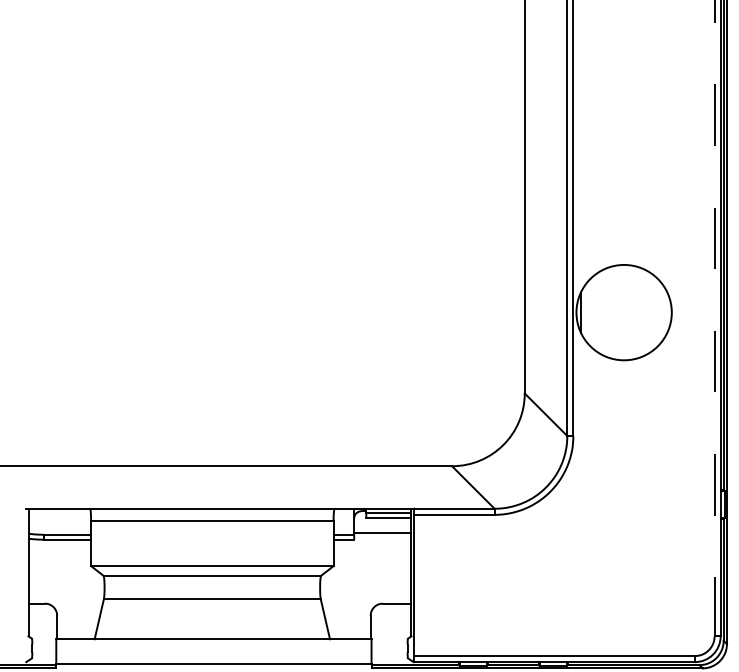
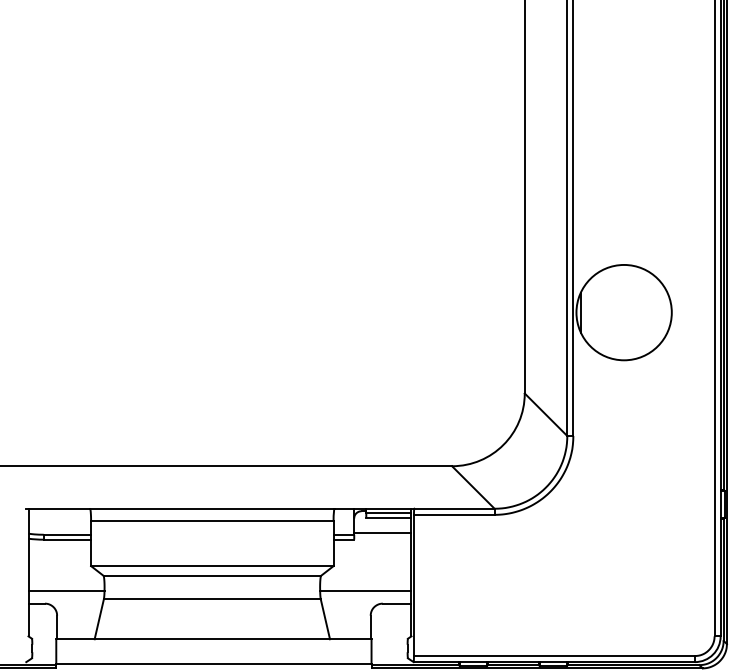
line: dashed -> solid (714, 318)
line: none -> present (66, 590)
line: none -> present (365, 590)
